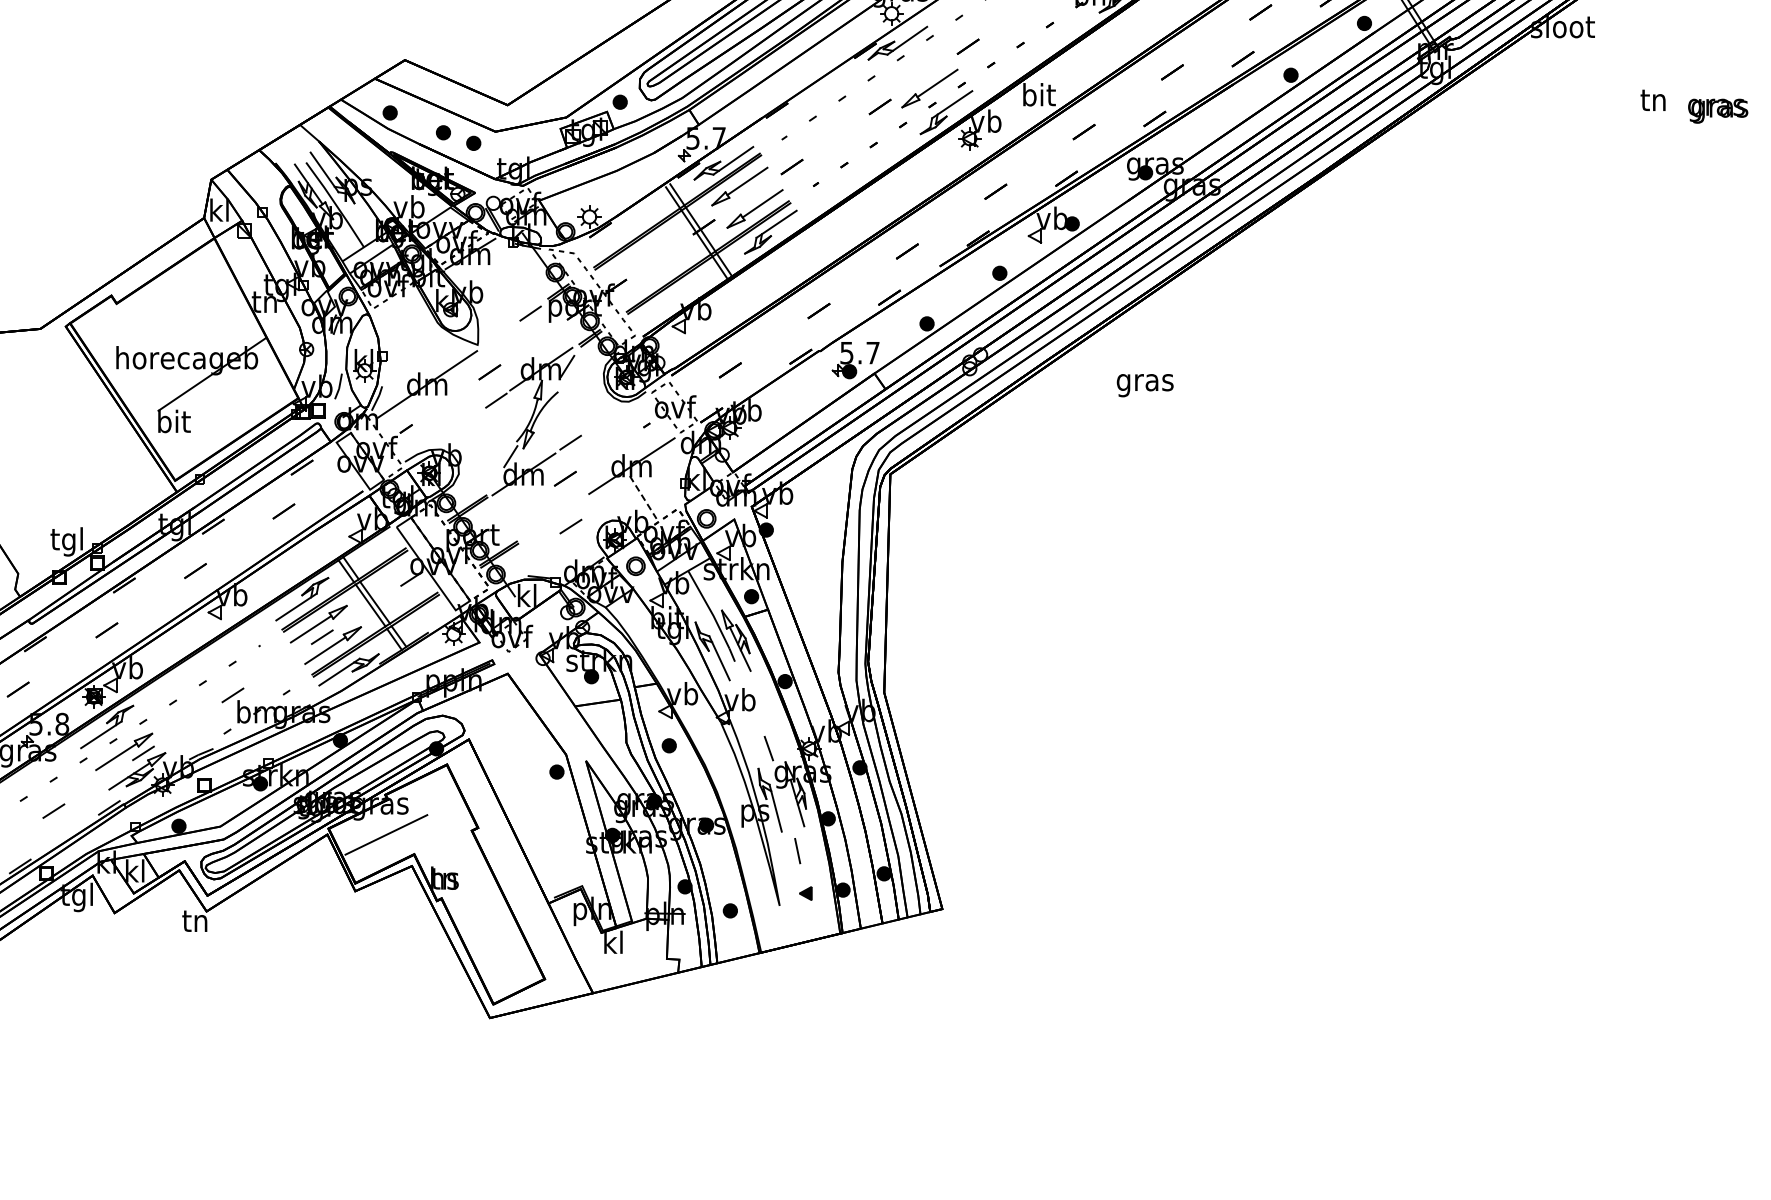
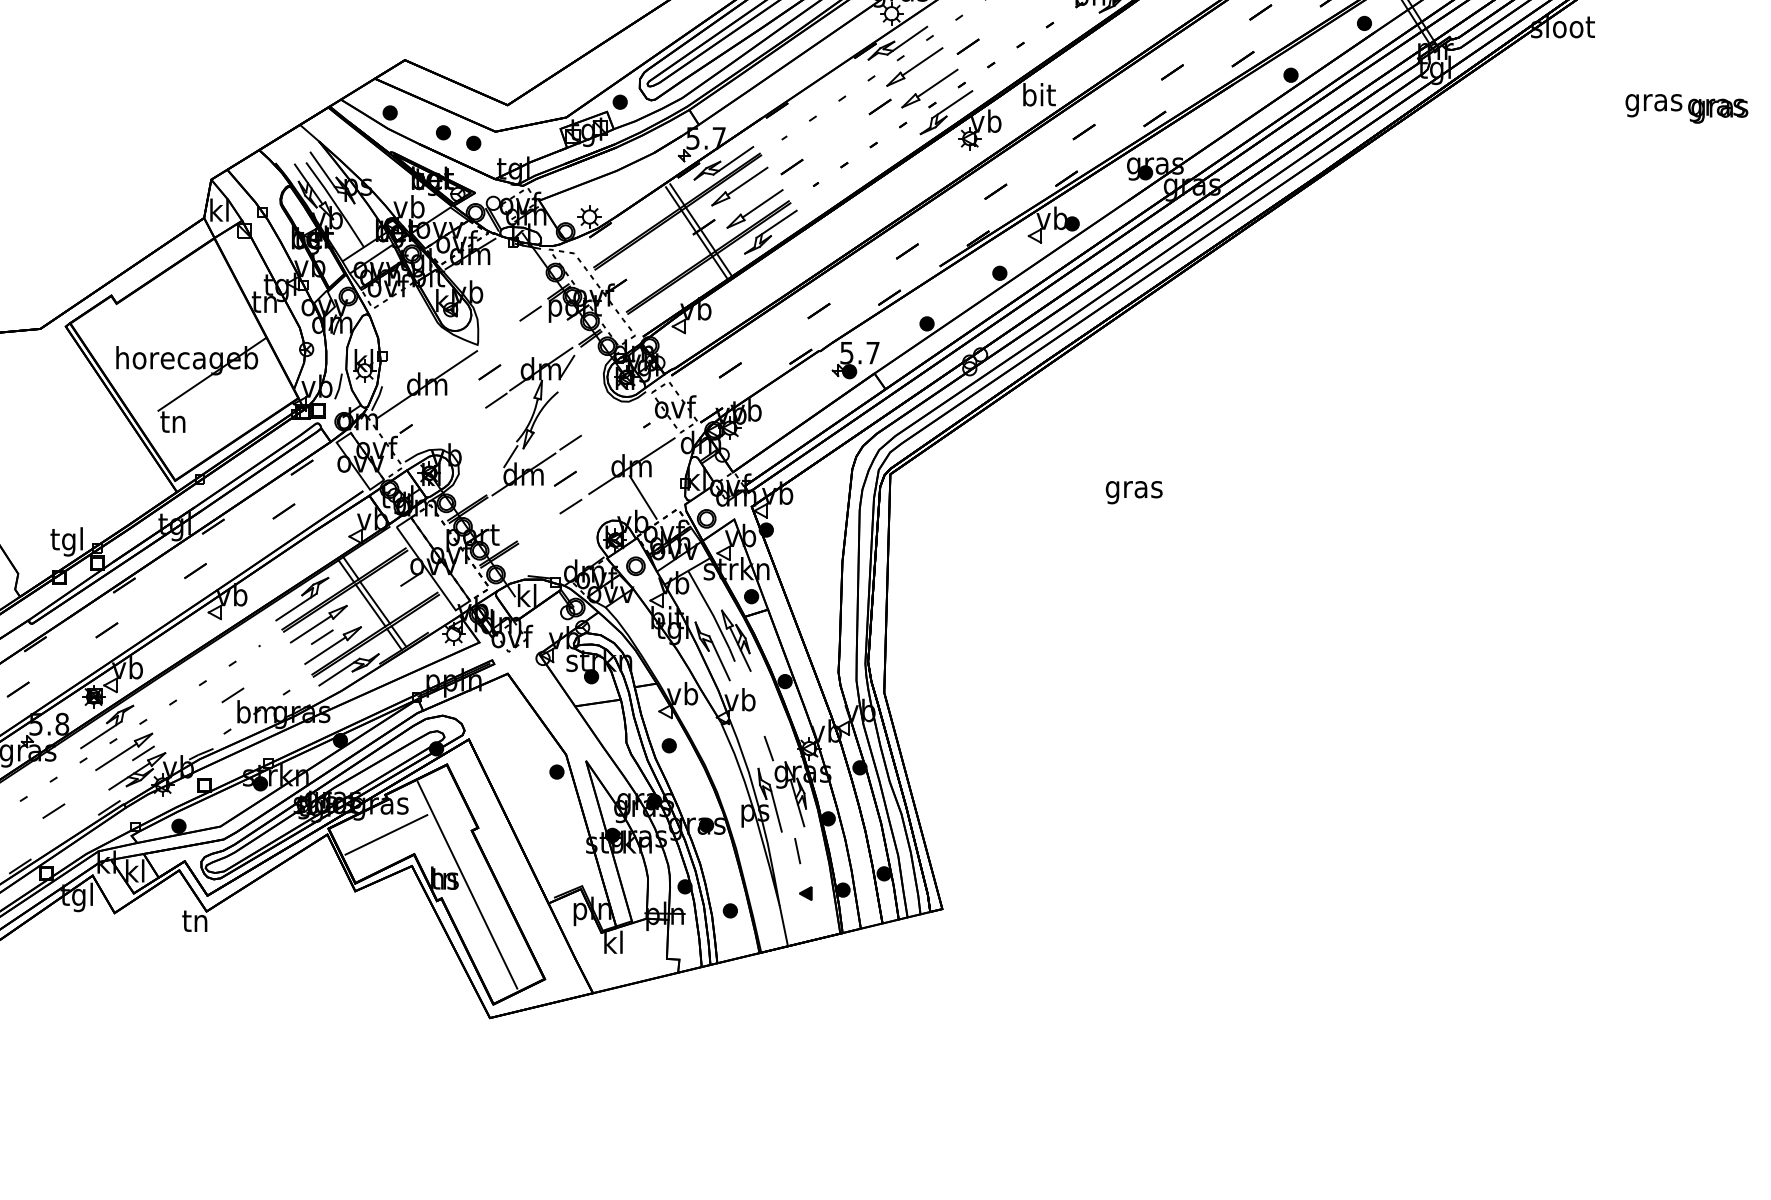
part: none -> present (914, 66)
text: tn -> gras (1653, 103)
text position: (1144, 385) -> (1133, 492) (1133, 492)
text: bit -> tn (174, 421)
line: dashed -> solid (643, 497)
line position: (570, 526) -> (570, 506) (570, 506)
line: none -> present (467, 884)
line: none -> present (783, 925)
